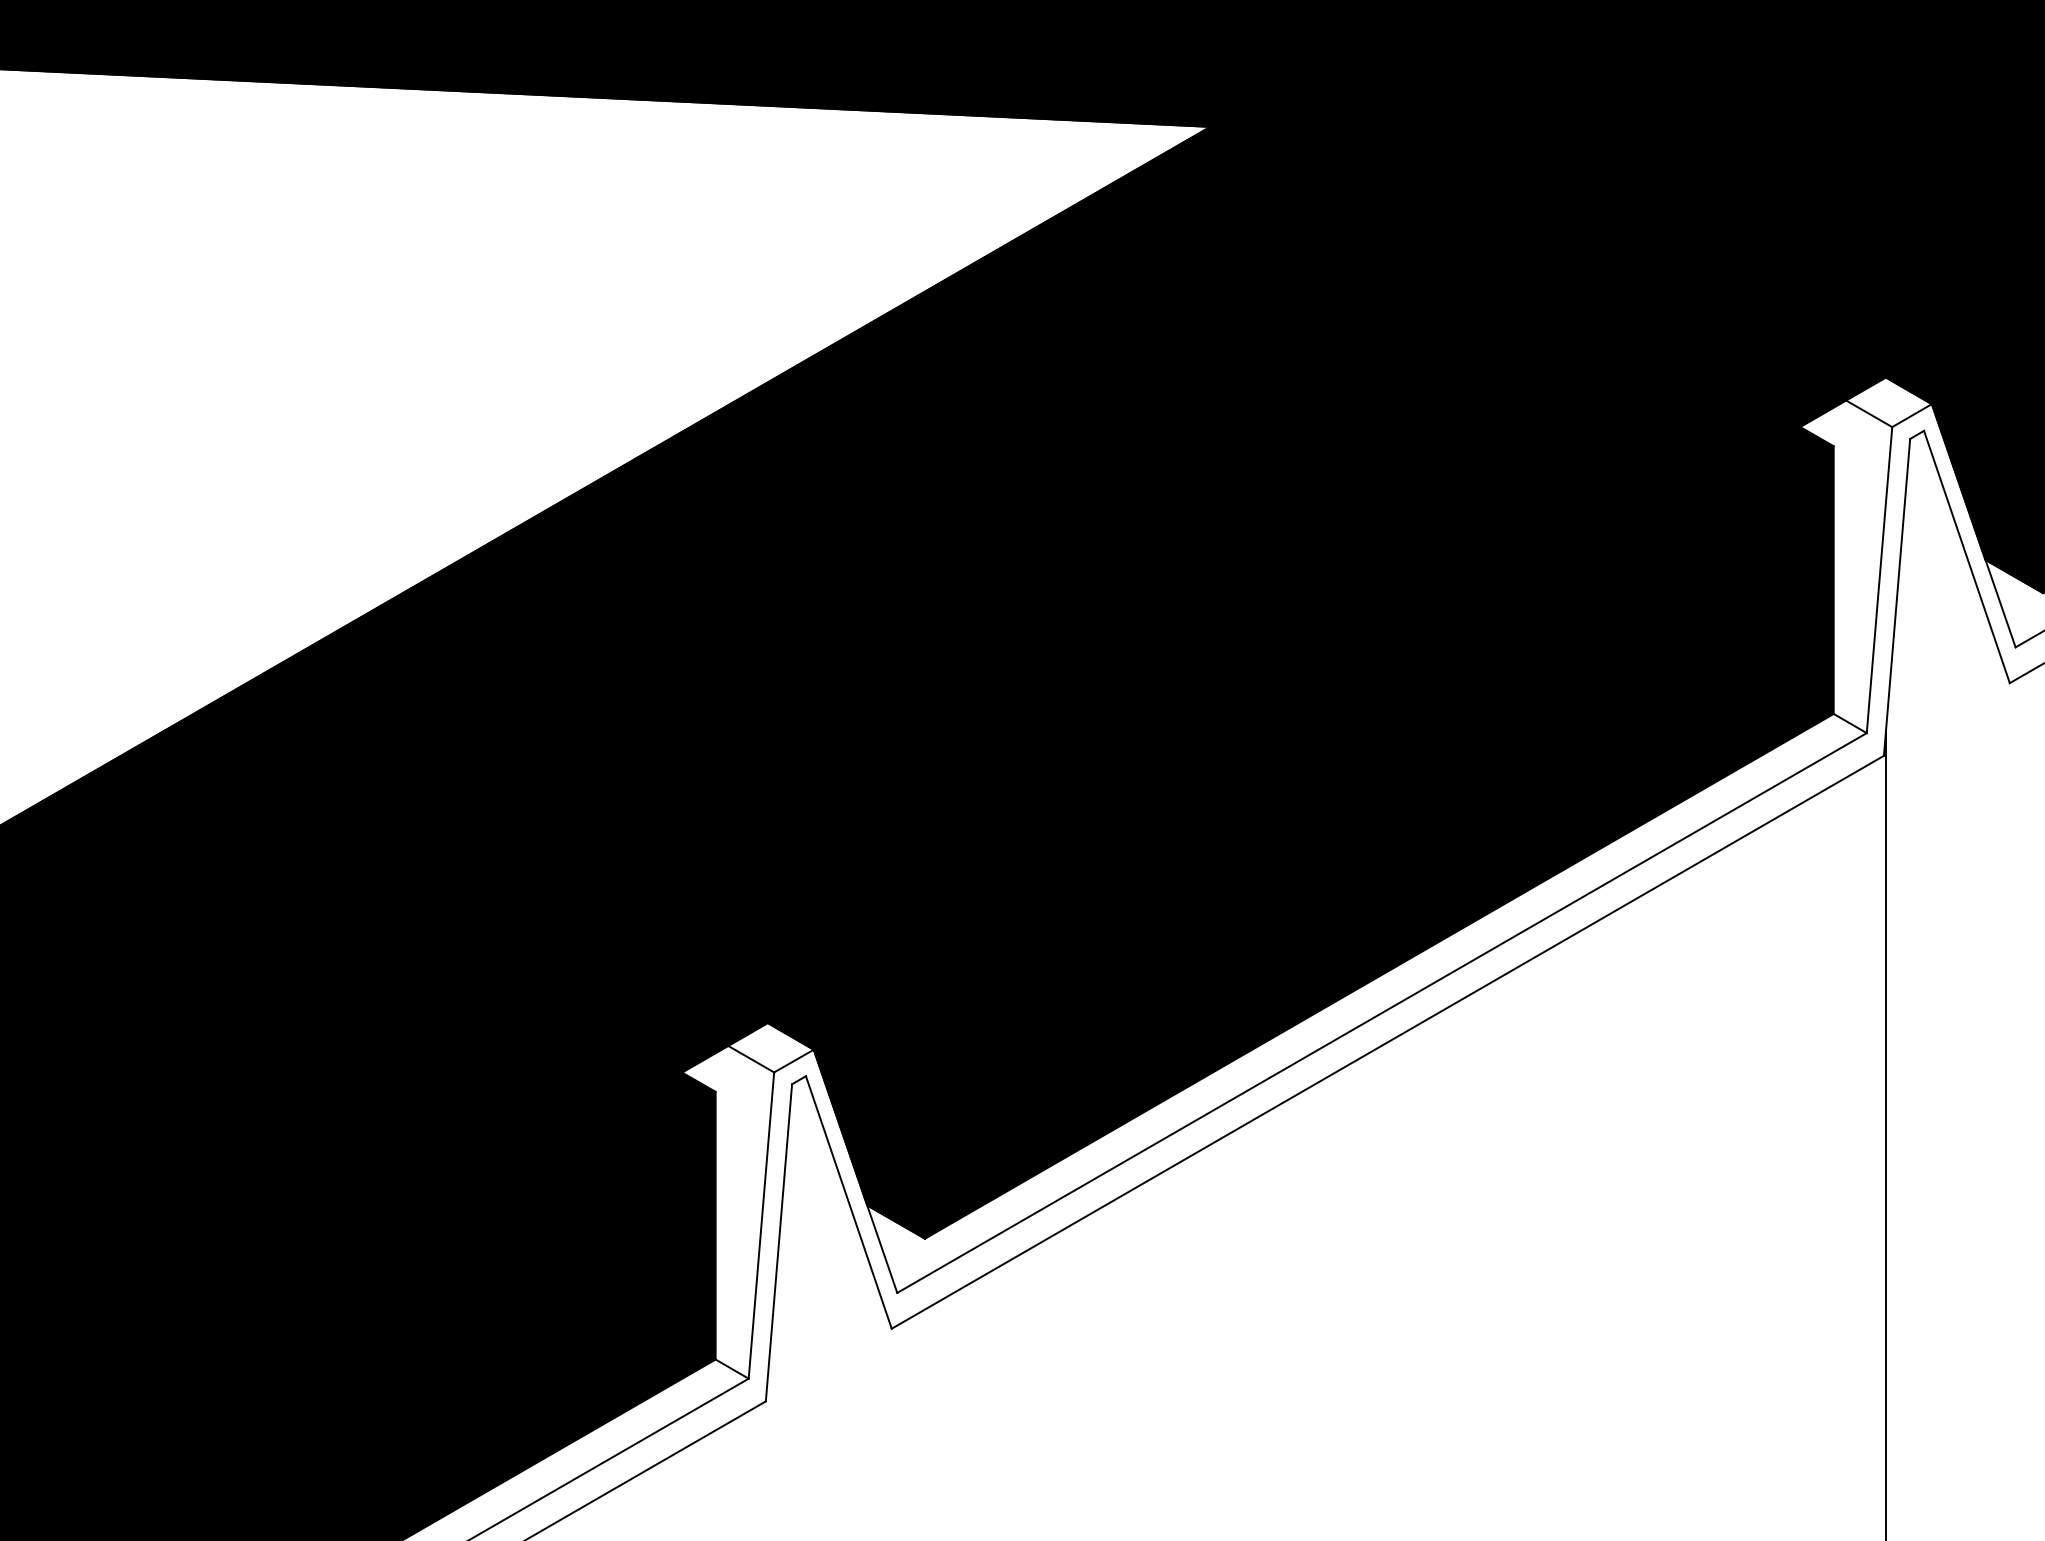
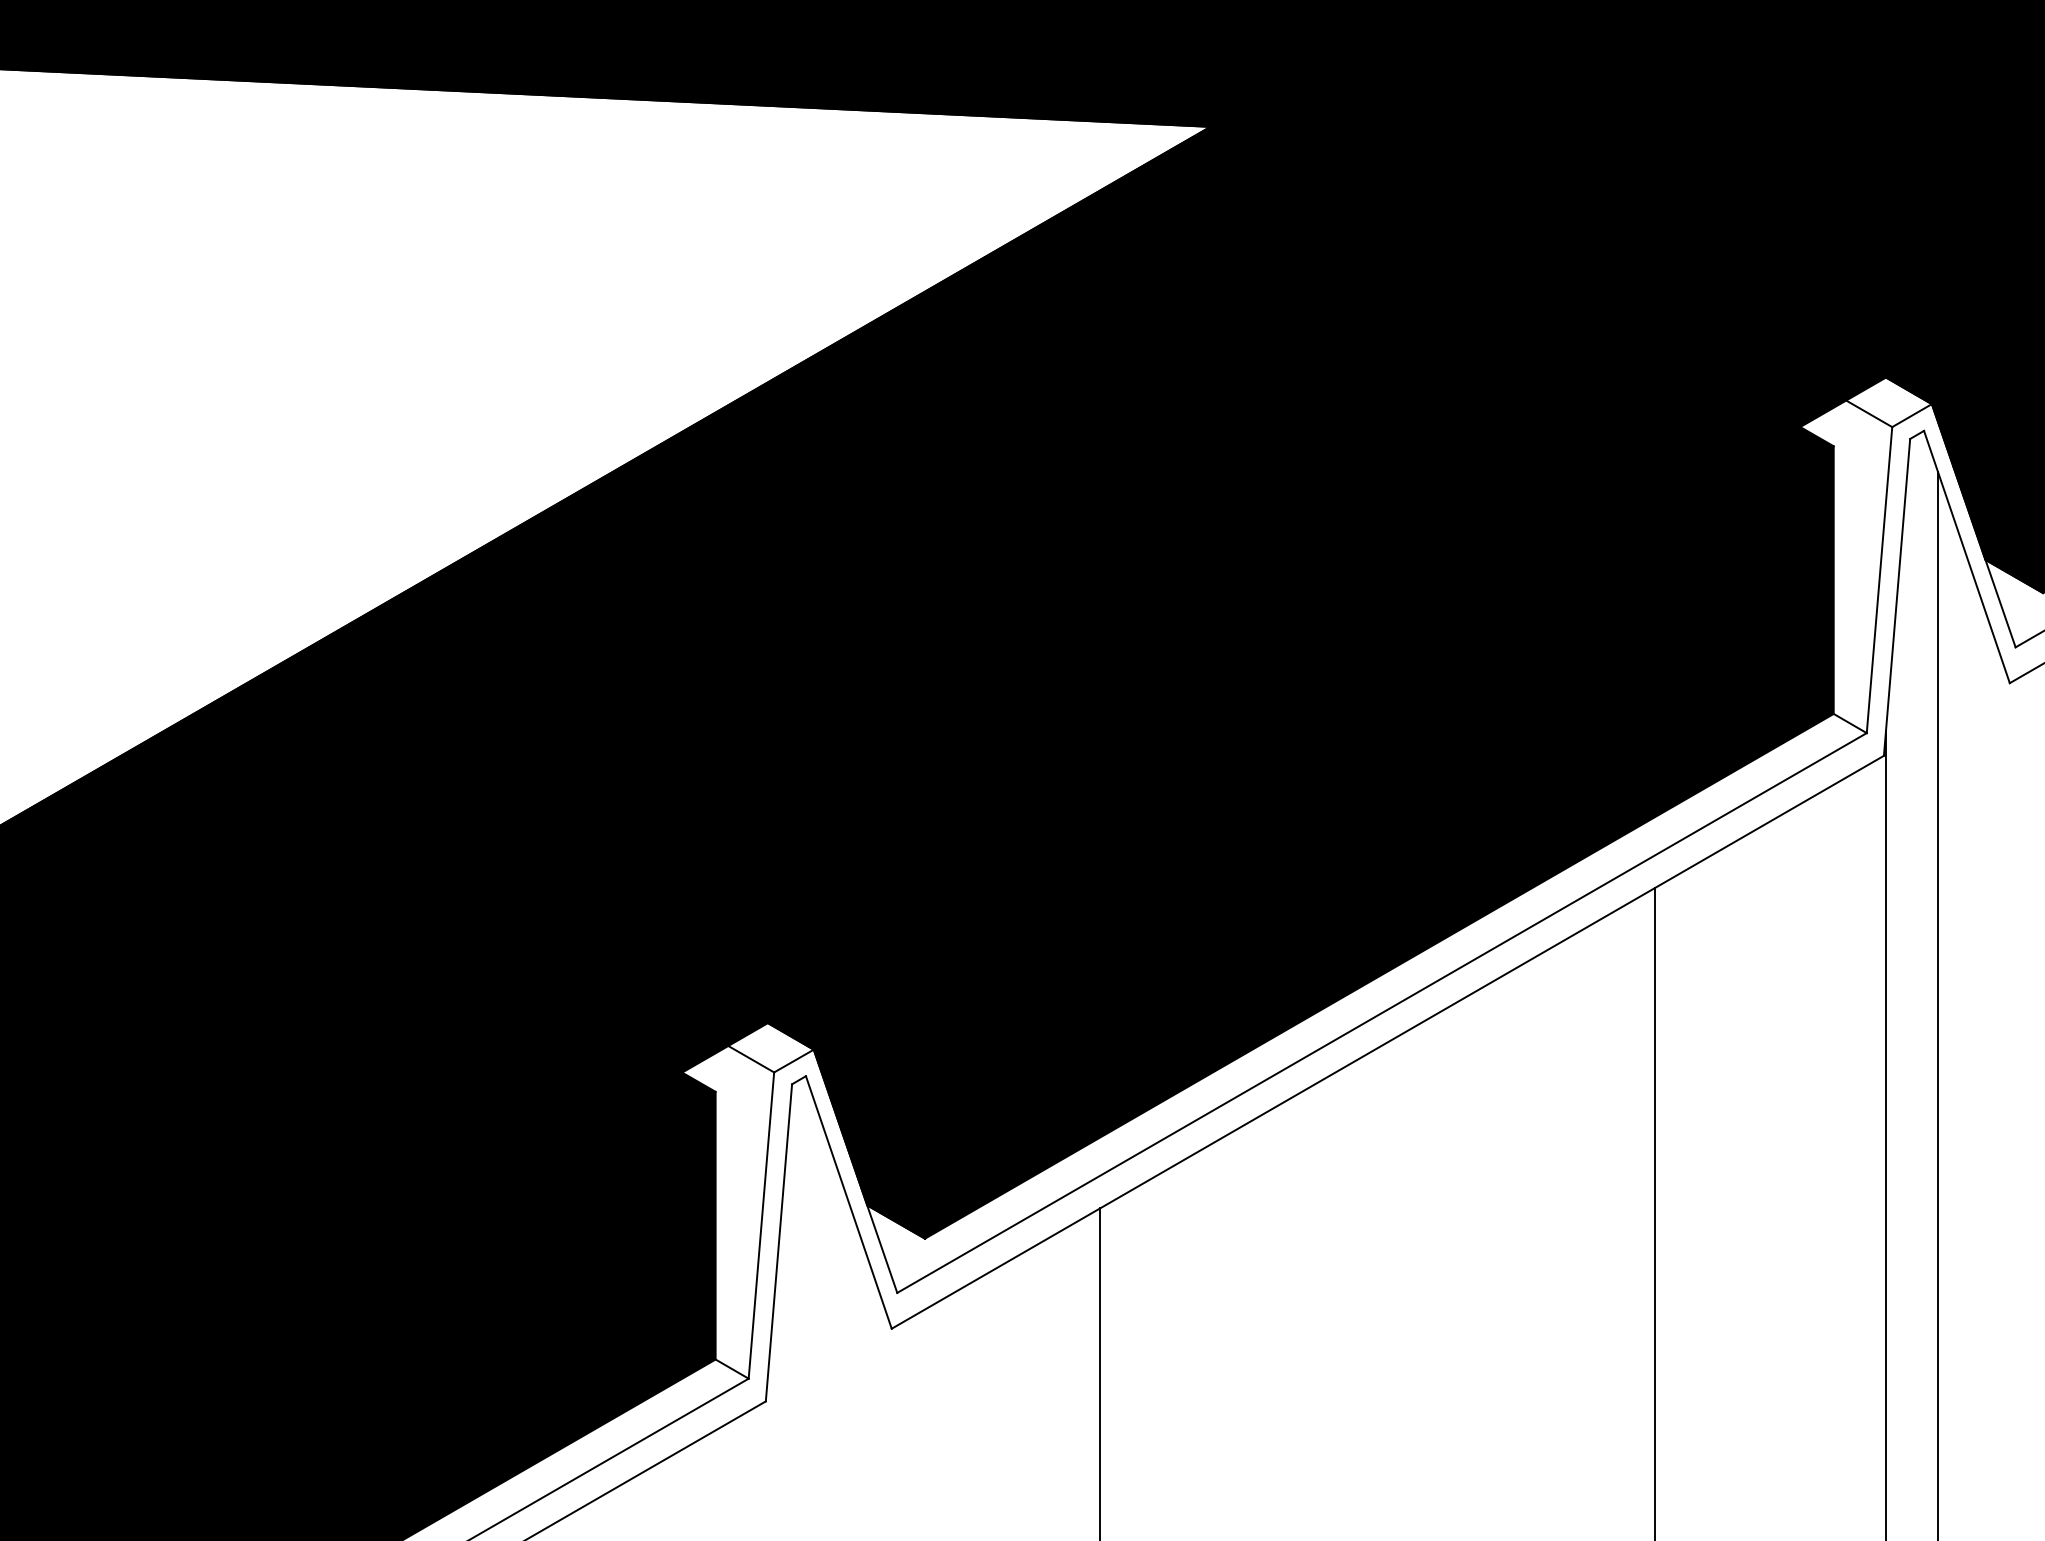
line: none -> present (1937, 1004)
line: none -> present (1655, 1212)
line: none -> present (1100, 1372)
